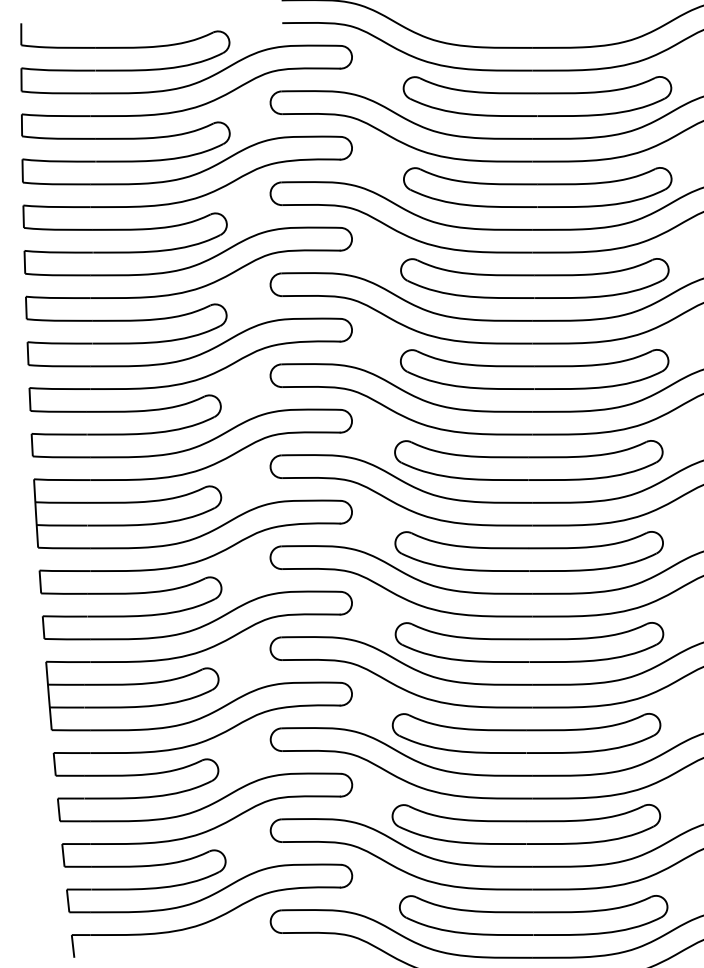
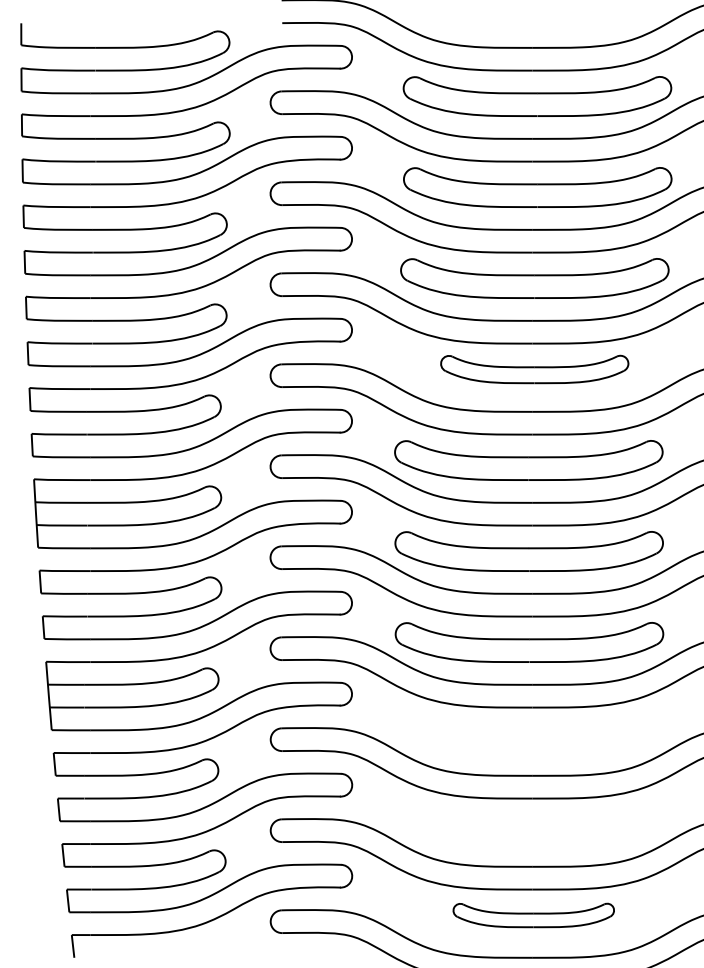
part size: 270x41 px -> 190x31 px (534, 369)
part: present -> none (526, 733)
part: present -> none (526, 824)
part size: 270x41 px -> 163x27 px (533, 915)
